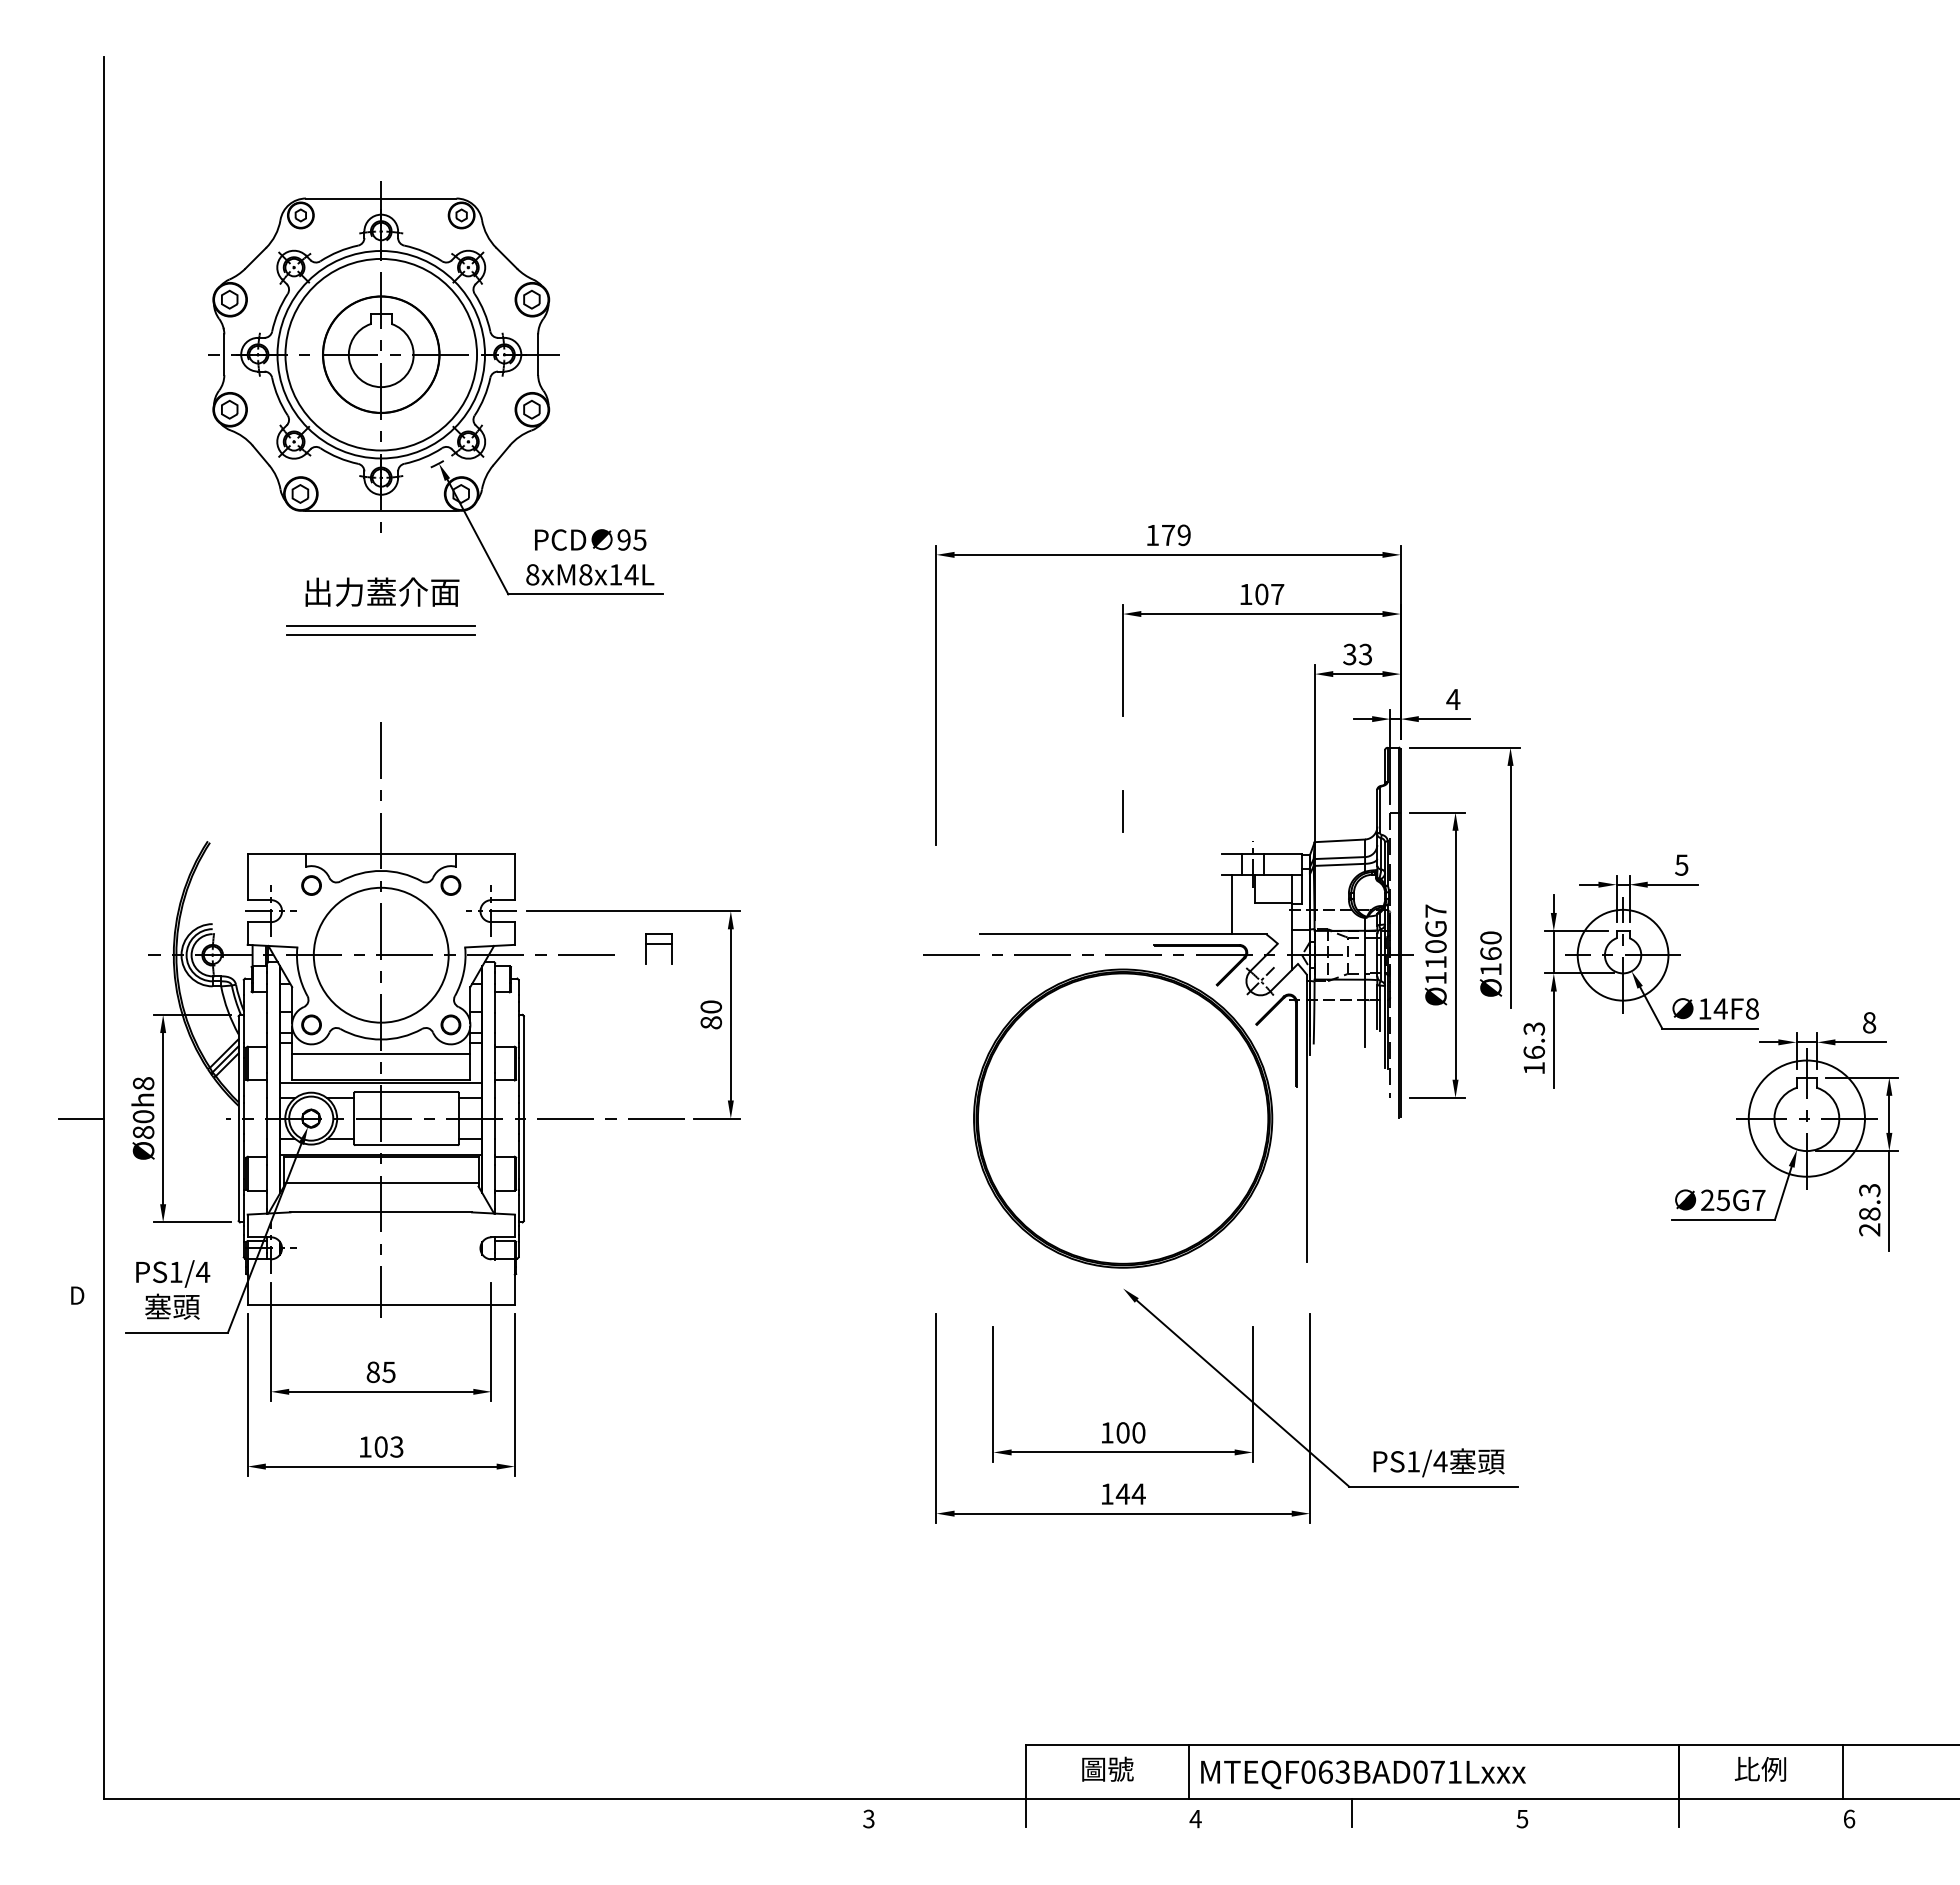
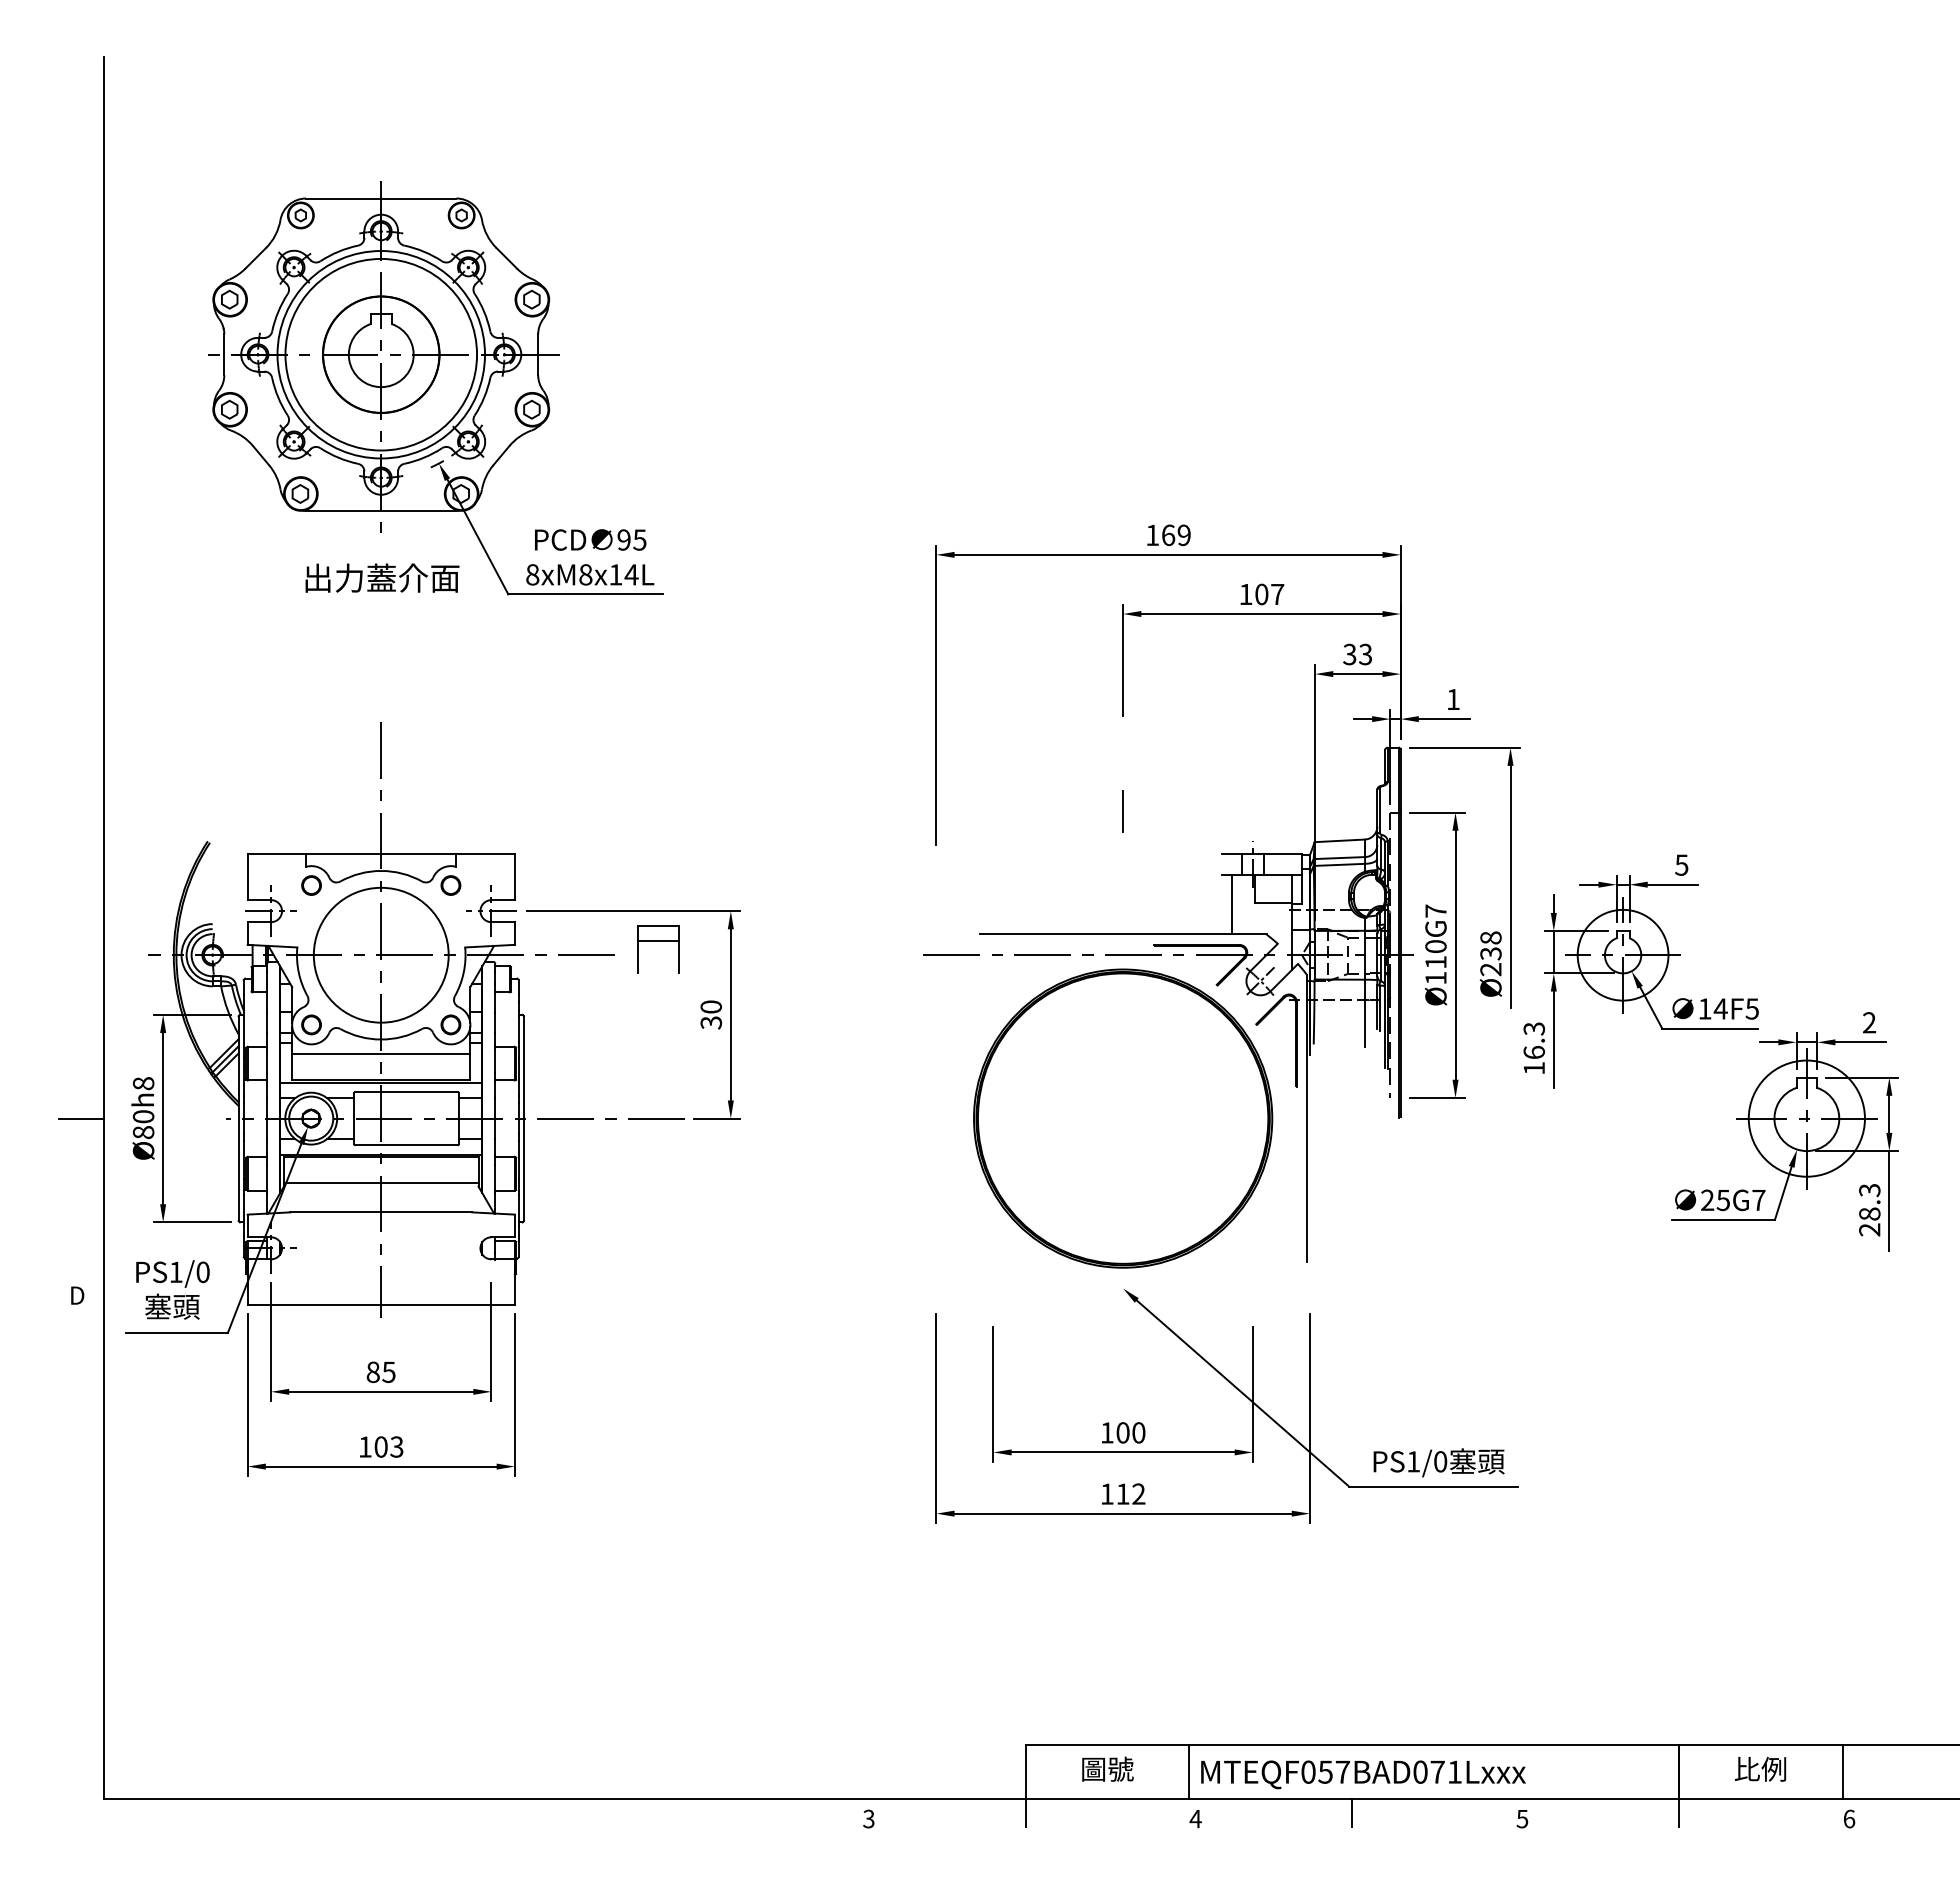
text: 179 -> 169 (1168, 535)
text position: (382, 591) -> (382, 577) (382, 577)
line: present -> none (381, 625)
line: present -> none (381, 634)
text: 4 -> 1 (1453, 699)
part size: 28x32 px -> 43x49 px (658, 949)
text: Ø160 -> Ø238 (1490, 953)
text: 14F8 -> 14F5 (1751, 1008)
text: 80 -> 30 (710, 1022)
text: 8 -> 2 (1869, 1022)
text: PS1/4 -> PS1/0 (203, 1272)
text: PS1/4 -> PS1/0 (1440, 1461)
text: 144 -> 112 (1130, 1493)
text: MTEQF063BAD071Lxxx -> MTEQF057BAD071Lxxx (1334, 1771)
